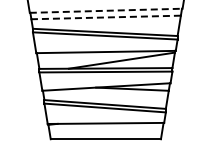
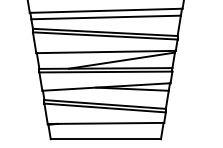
line: dashed -> solid (106, 10)
line: dashed -> solid (106, 17)
